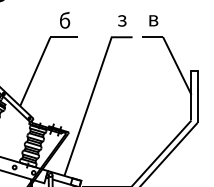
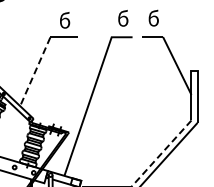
text: з -> б (123, 17)
text: в -> б (153, 17)
line: solid -> dashed (35, 71)
line: solid -> dashed (161, 153)
